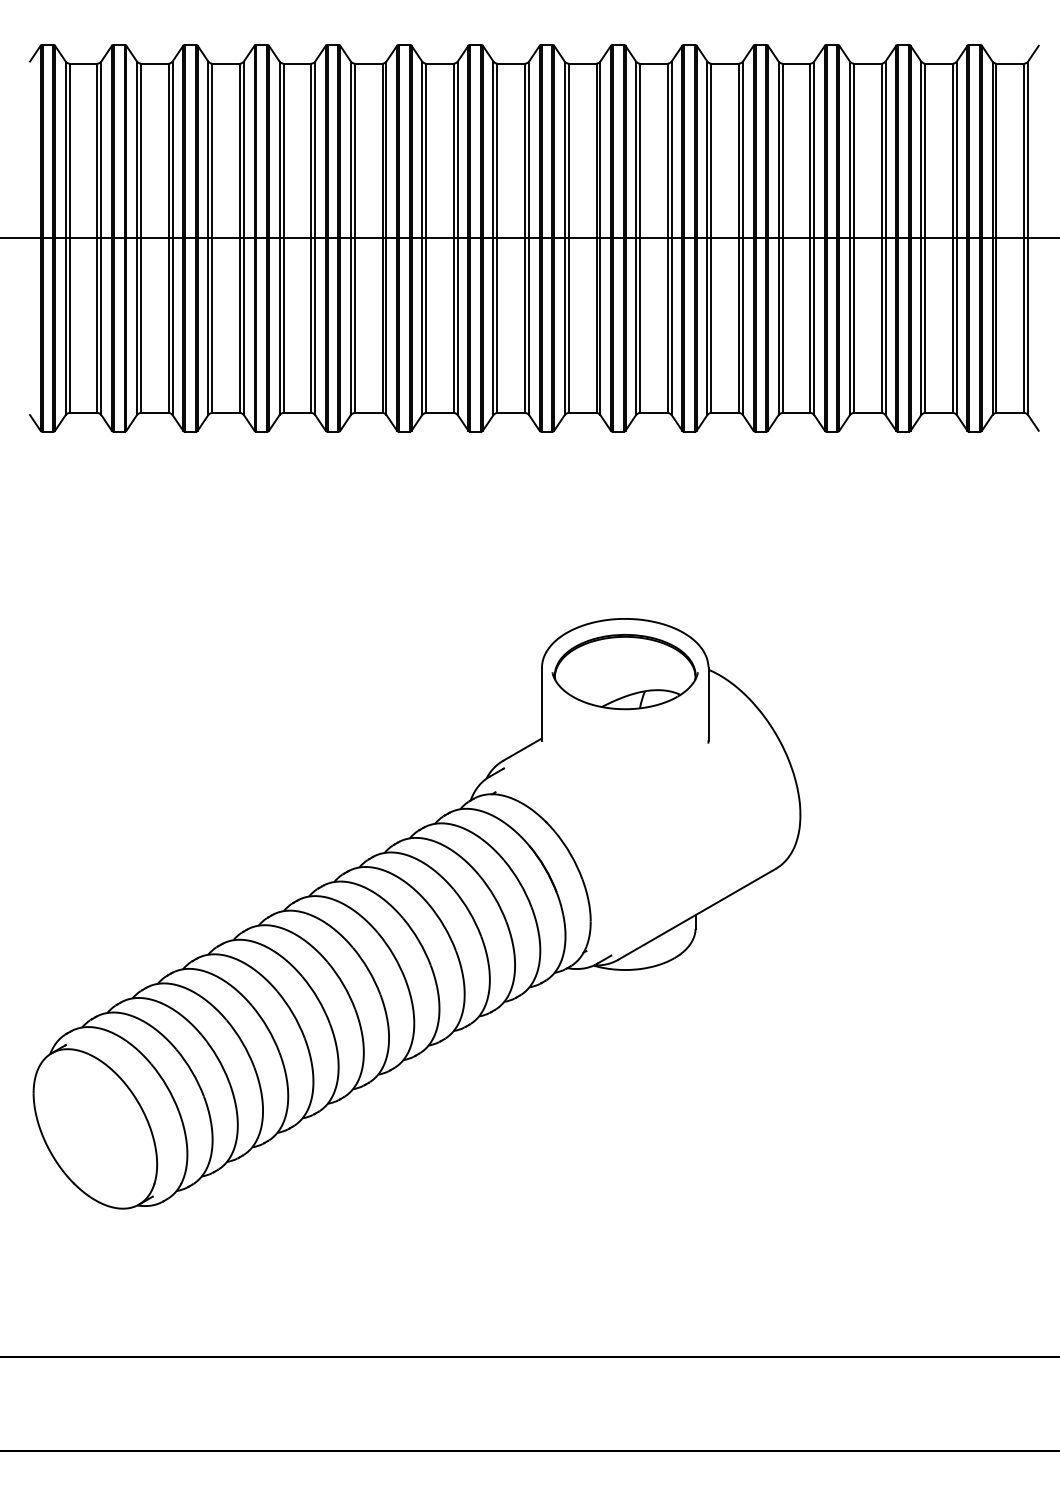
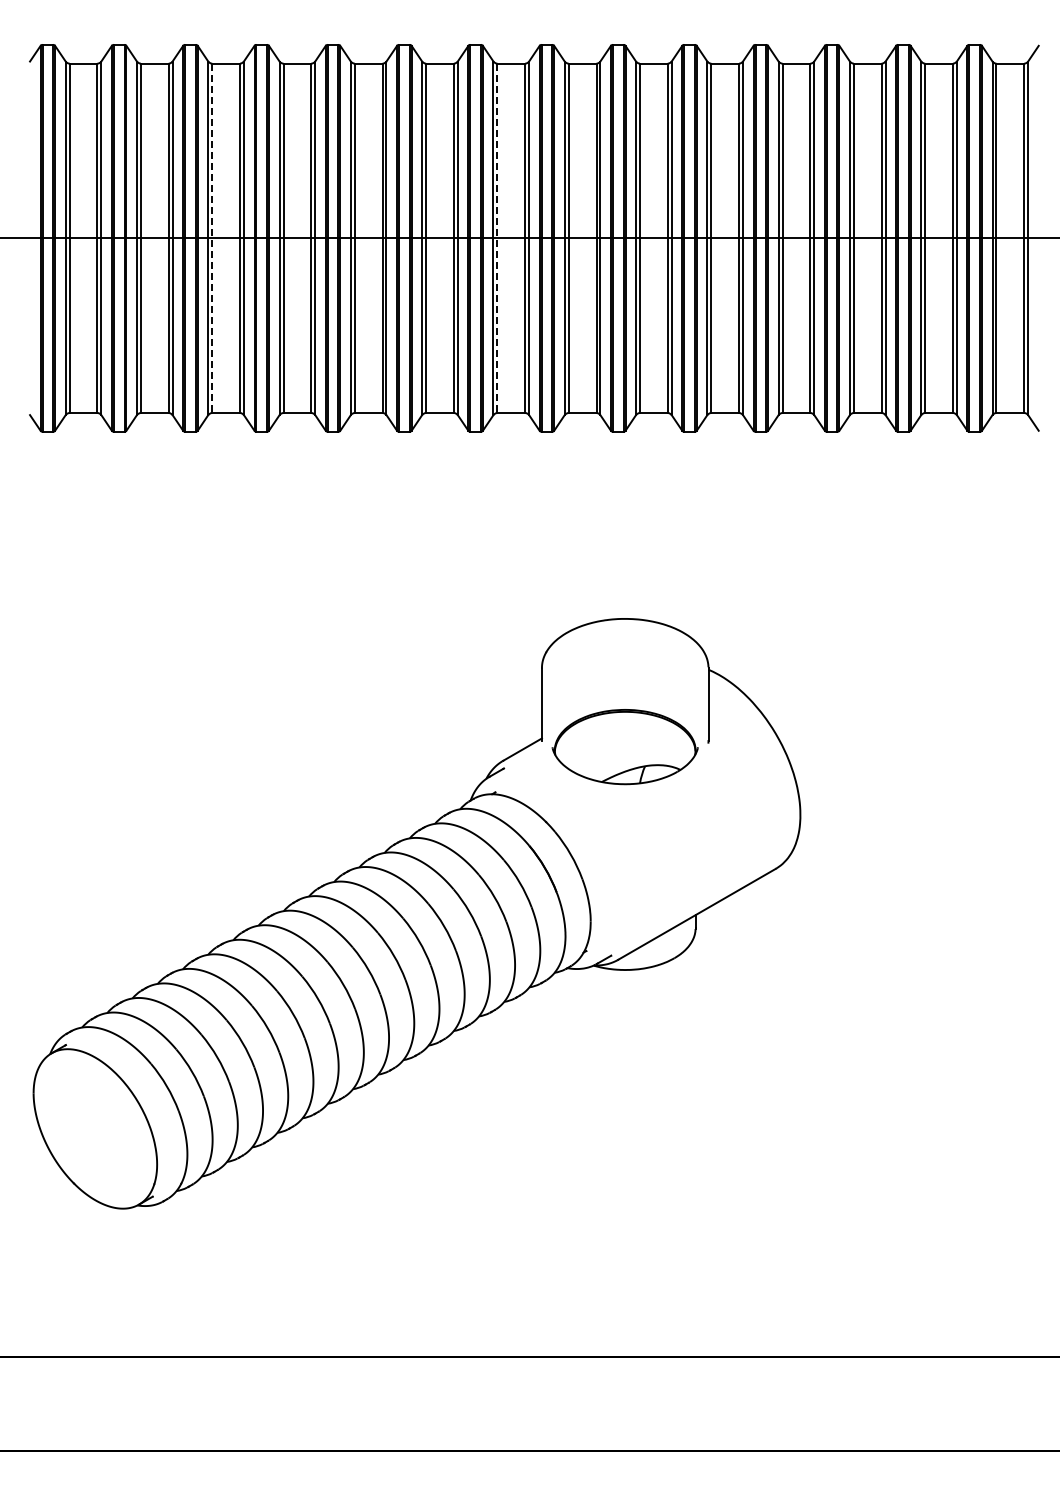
line: solid -> dashed (212, 238)
line: solid -> dashed (497, 238)
part position: (624, 672) -> (624, 747) (624, 747)
